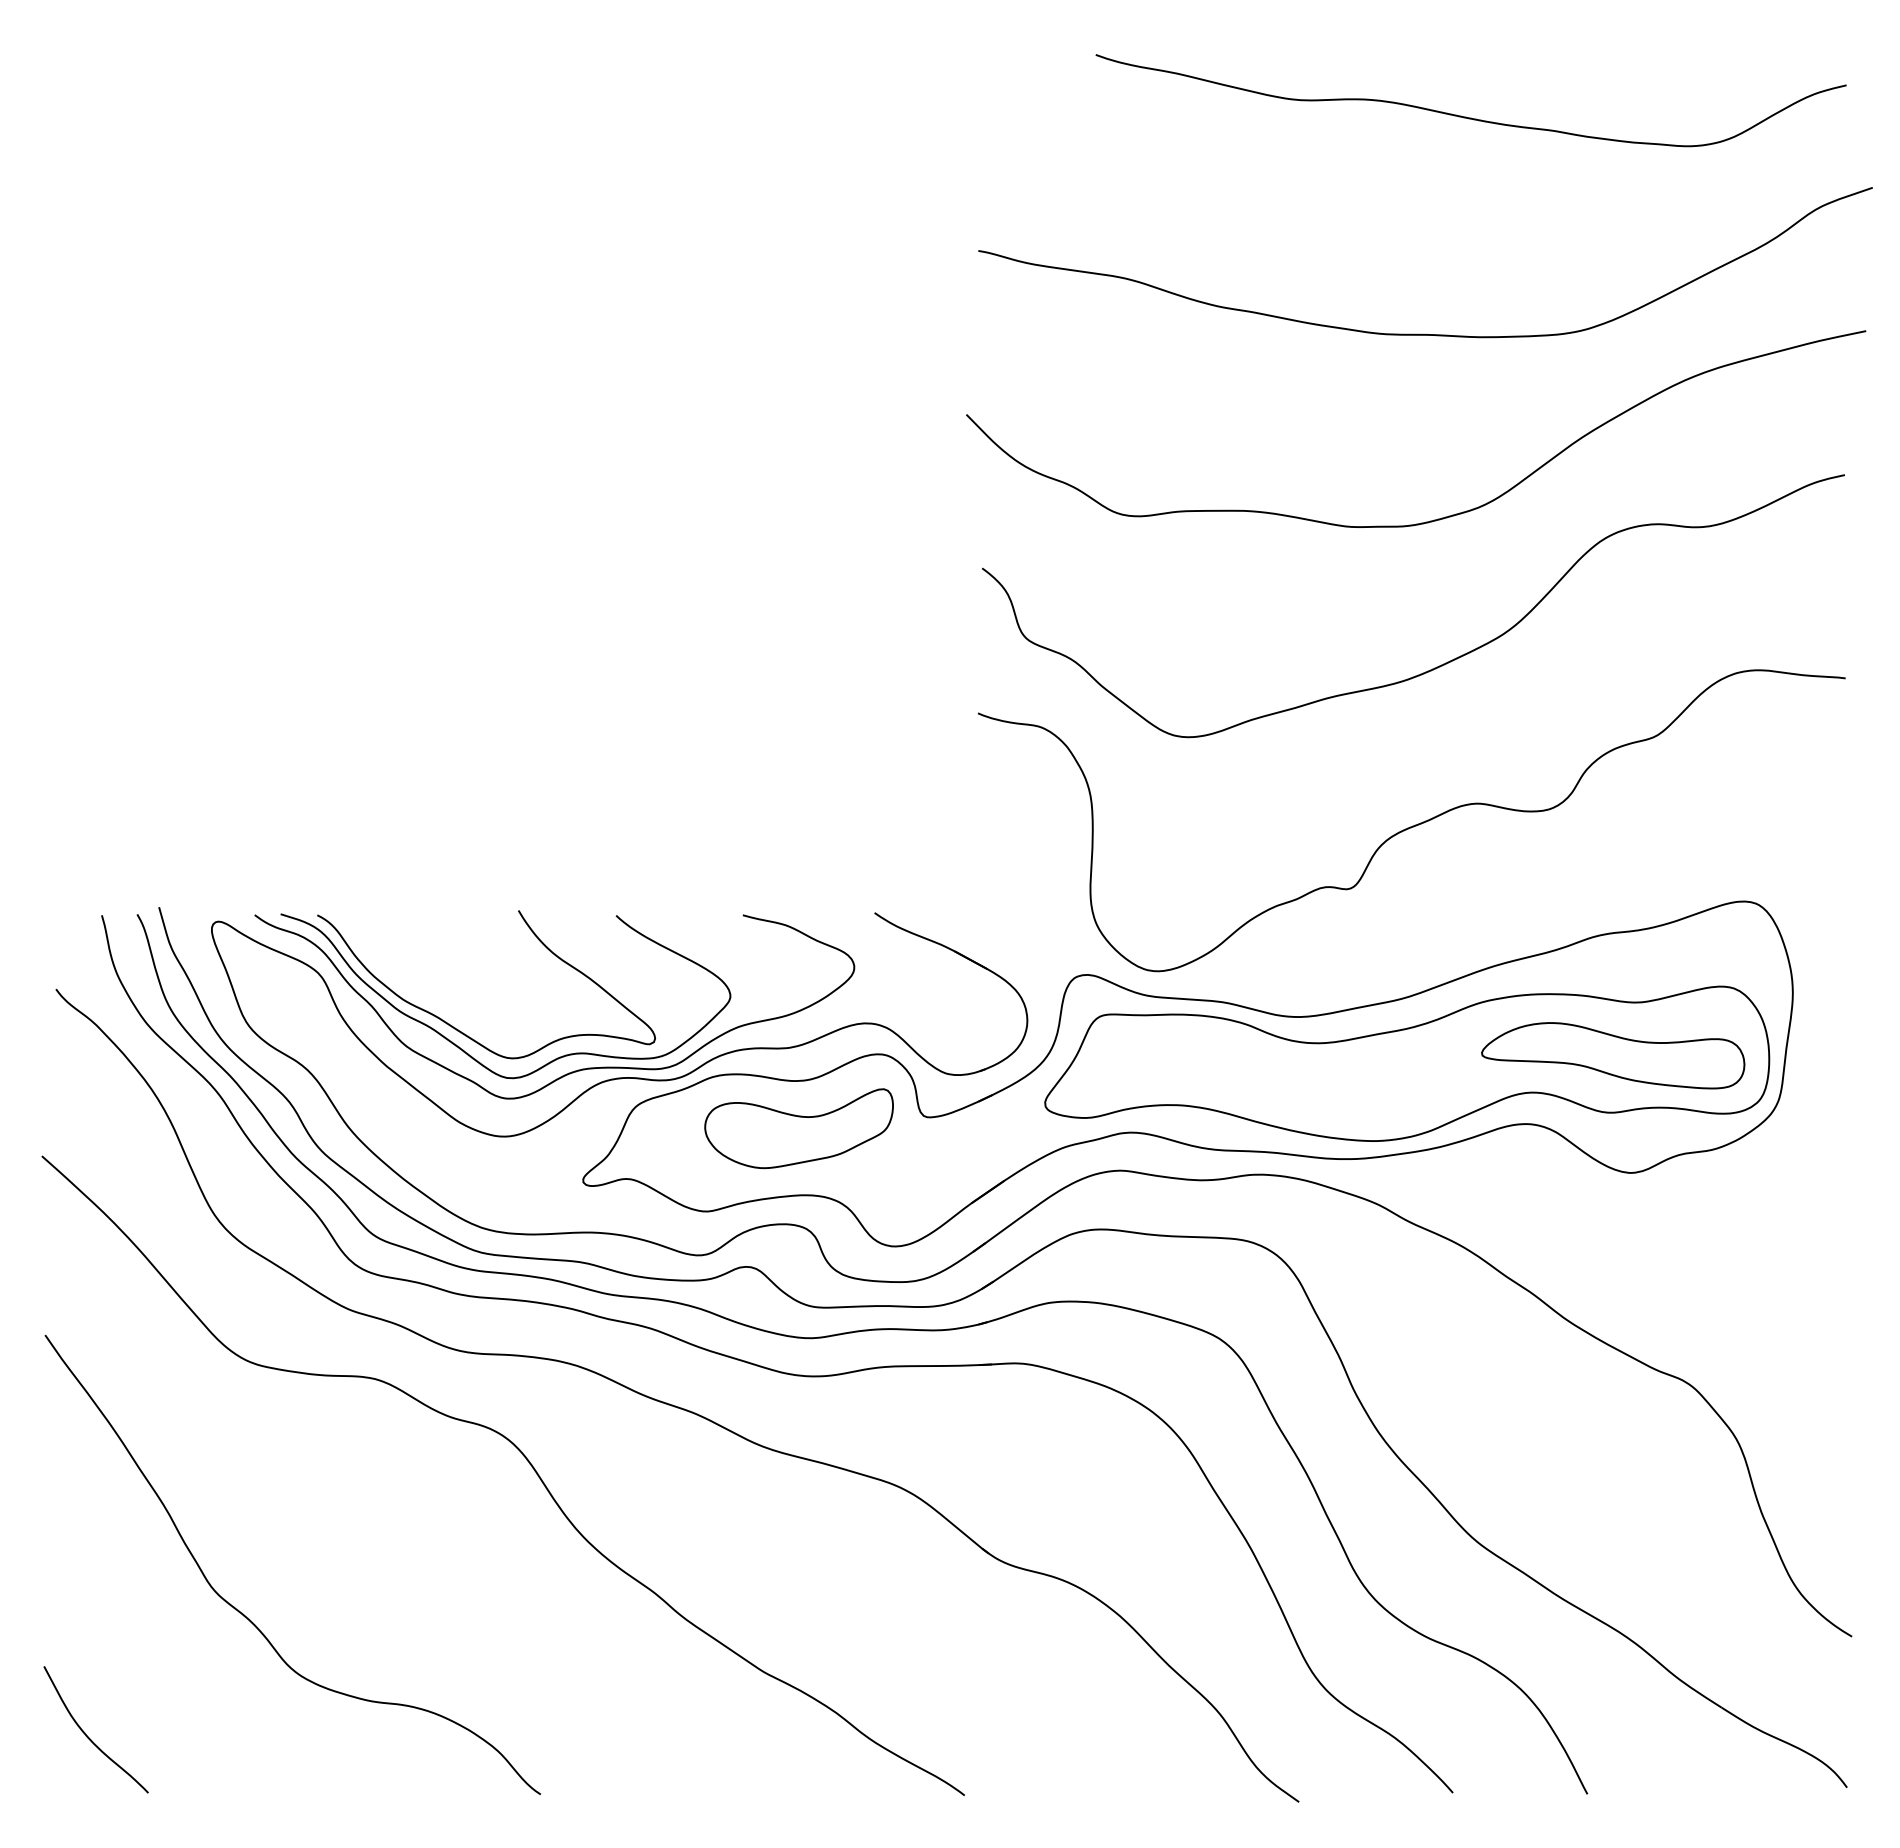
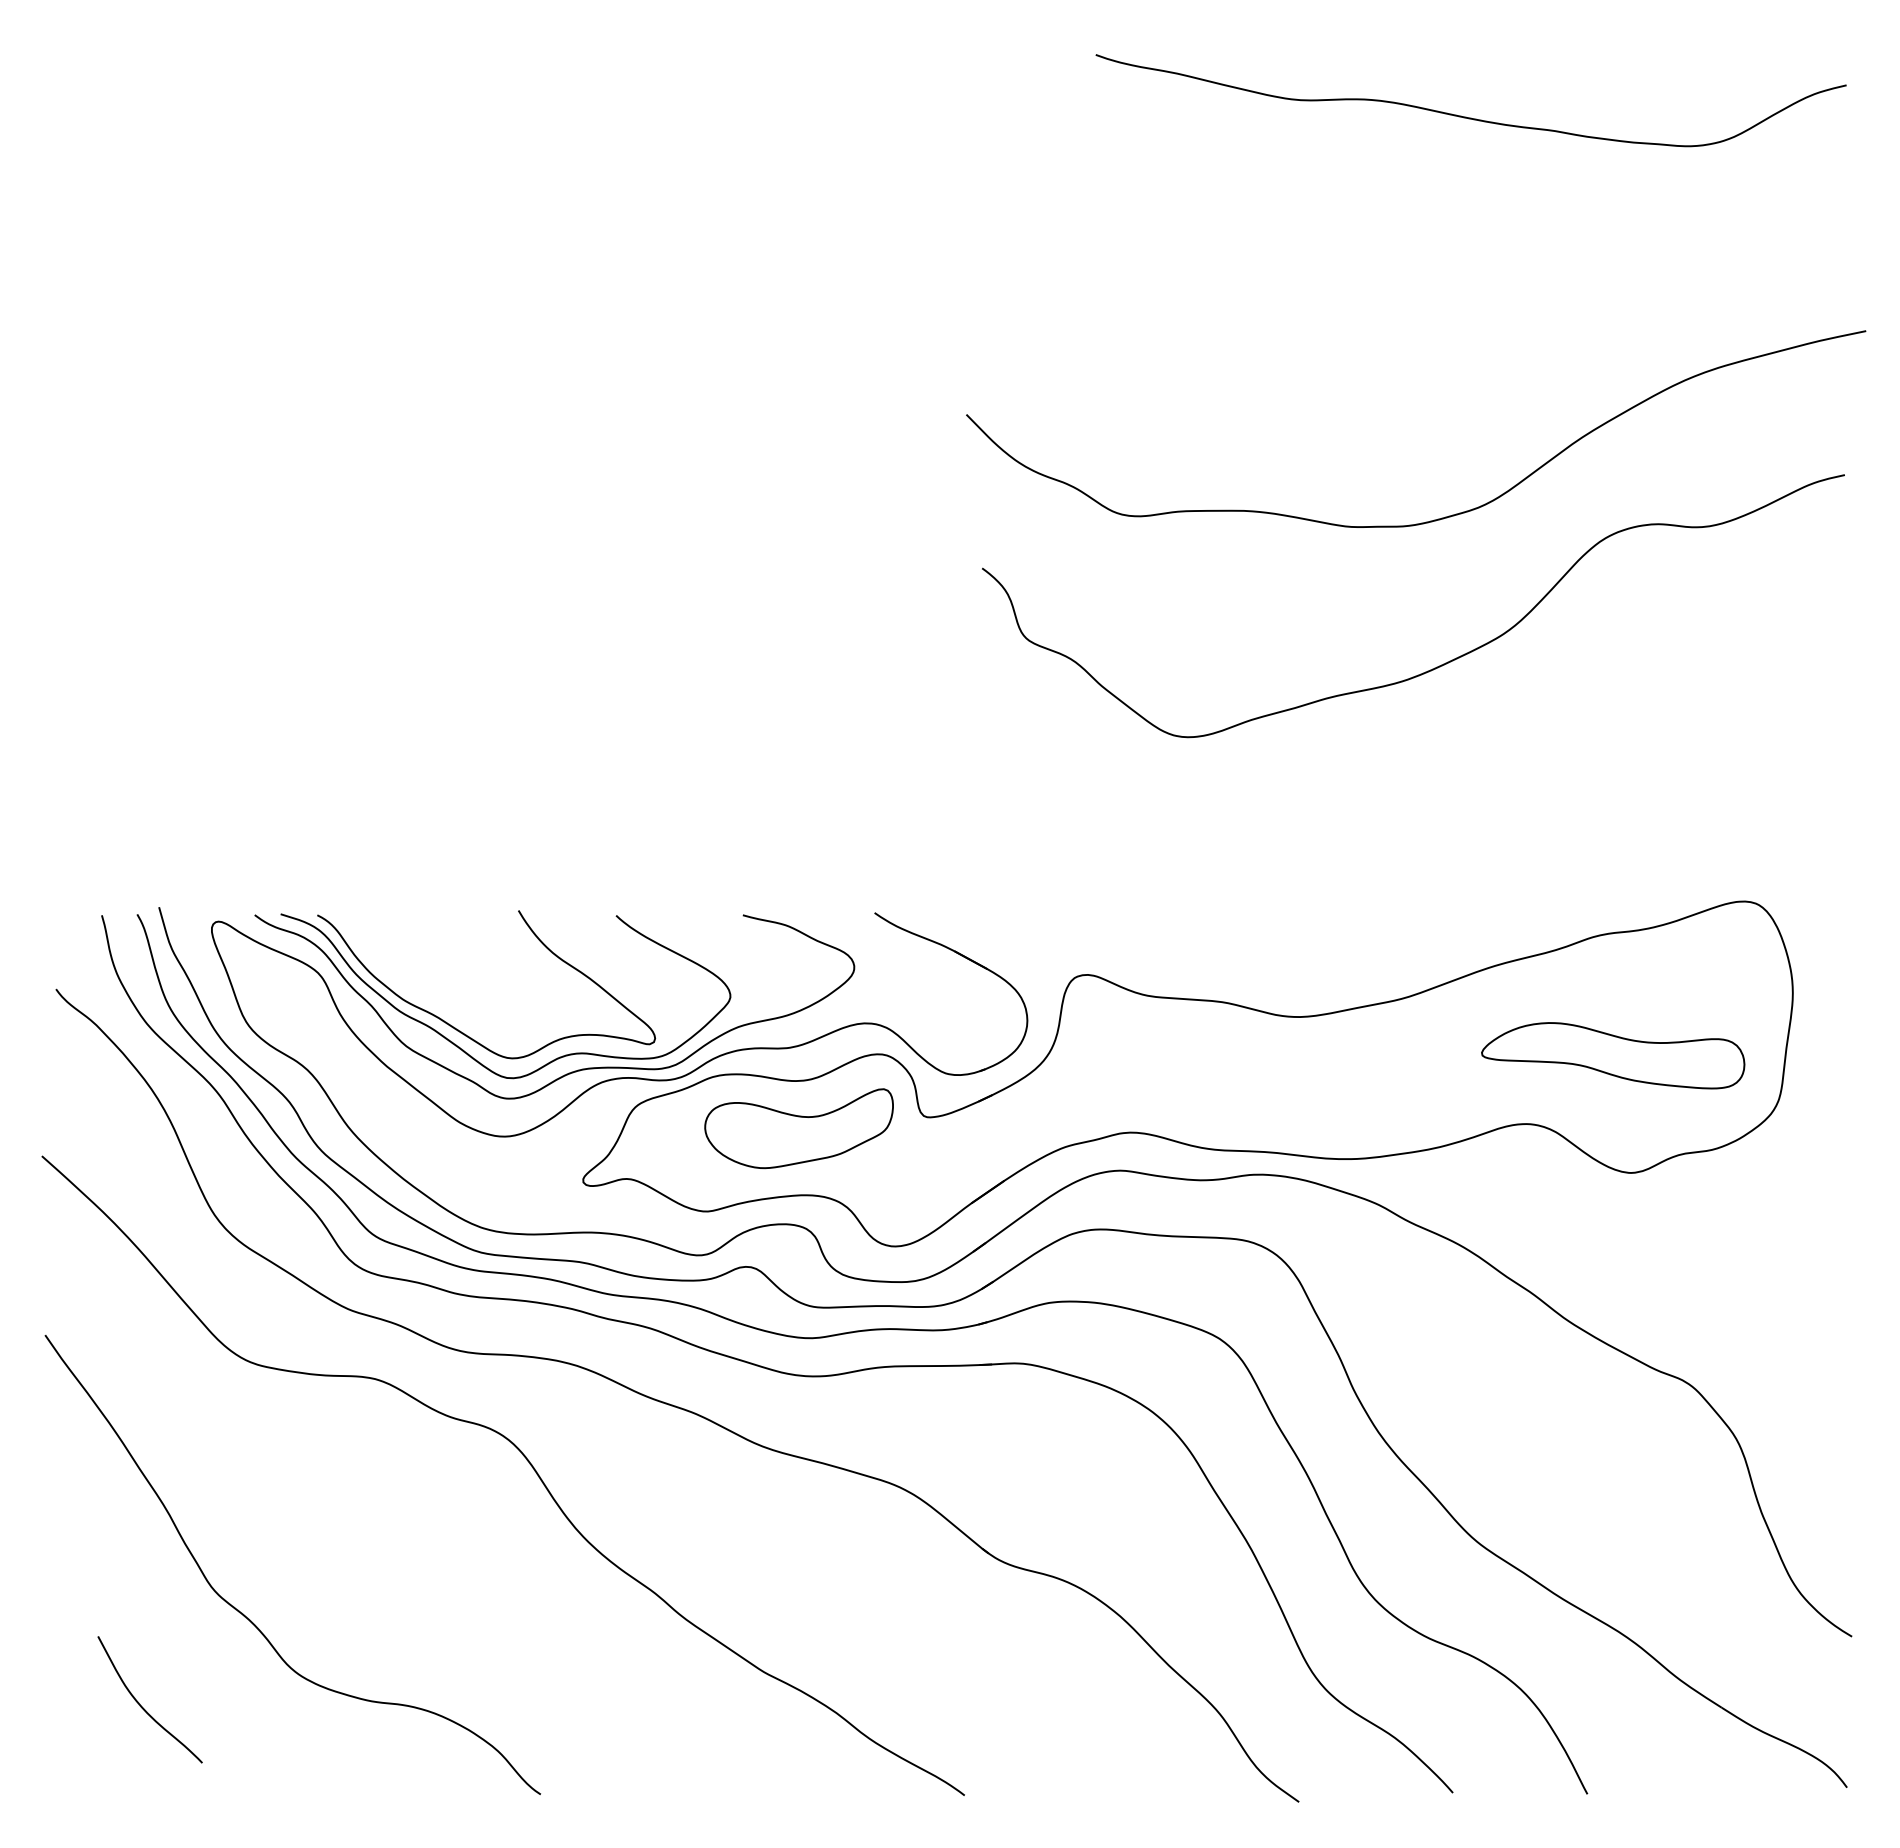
curve: present -> none (1423, 333)
curve: present -> none (1412, 825)
part: present -> none (1407, 1063)
curve position: (88, 1736) -> (142, 1706) (142, 1706)
